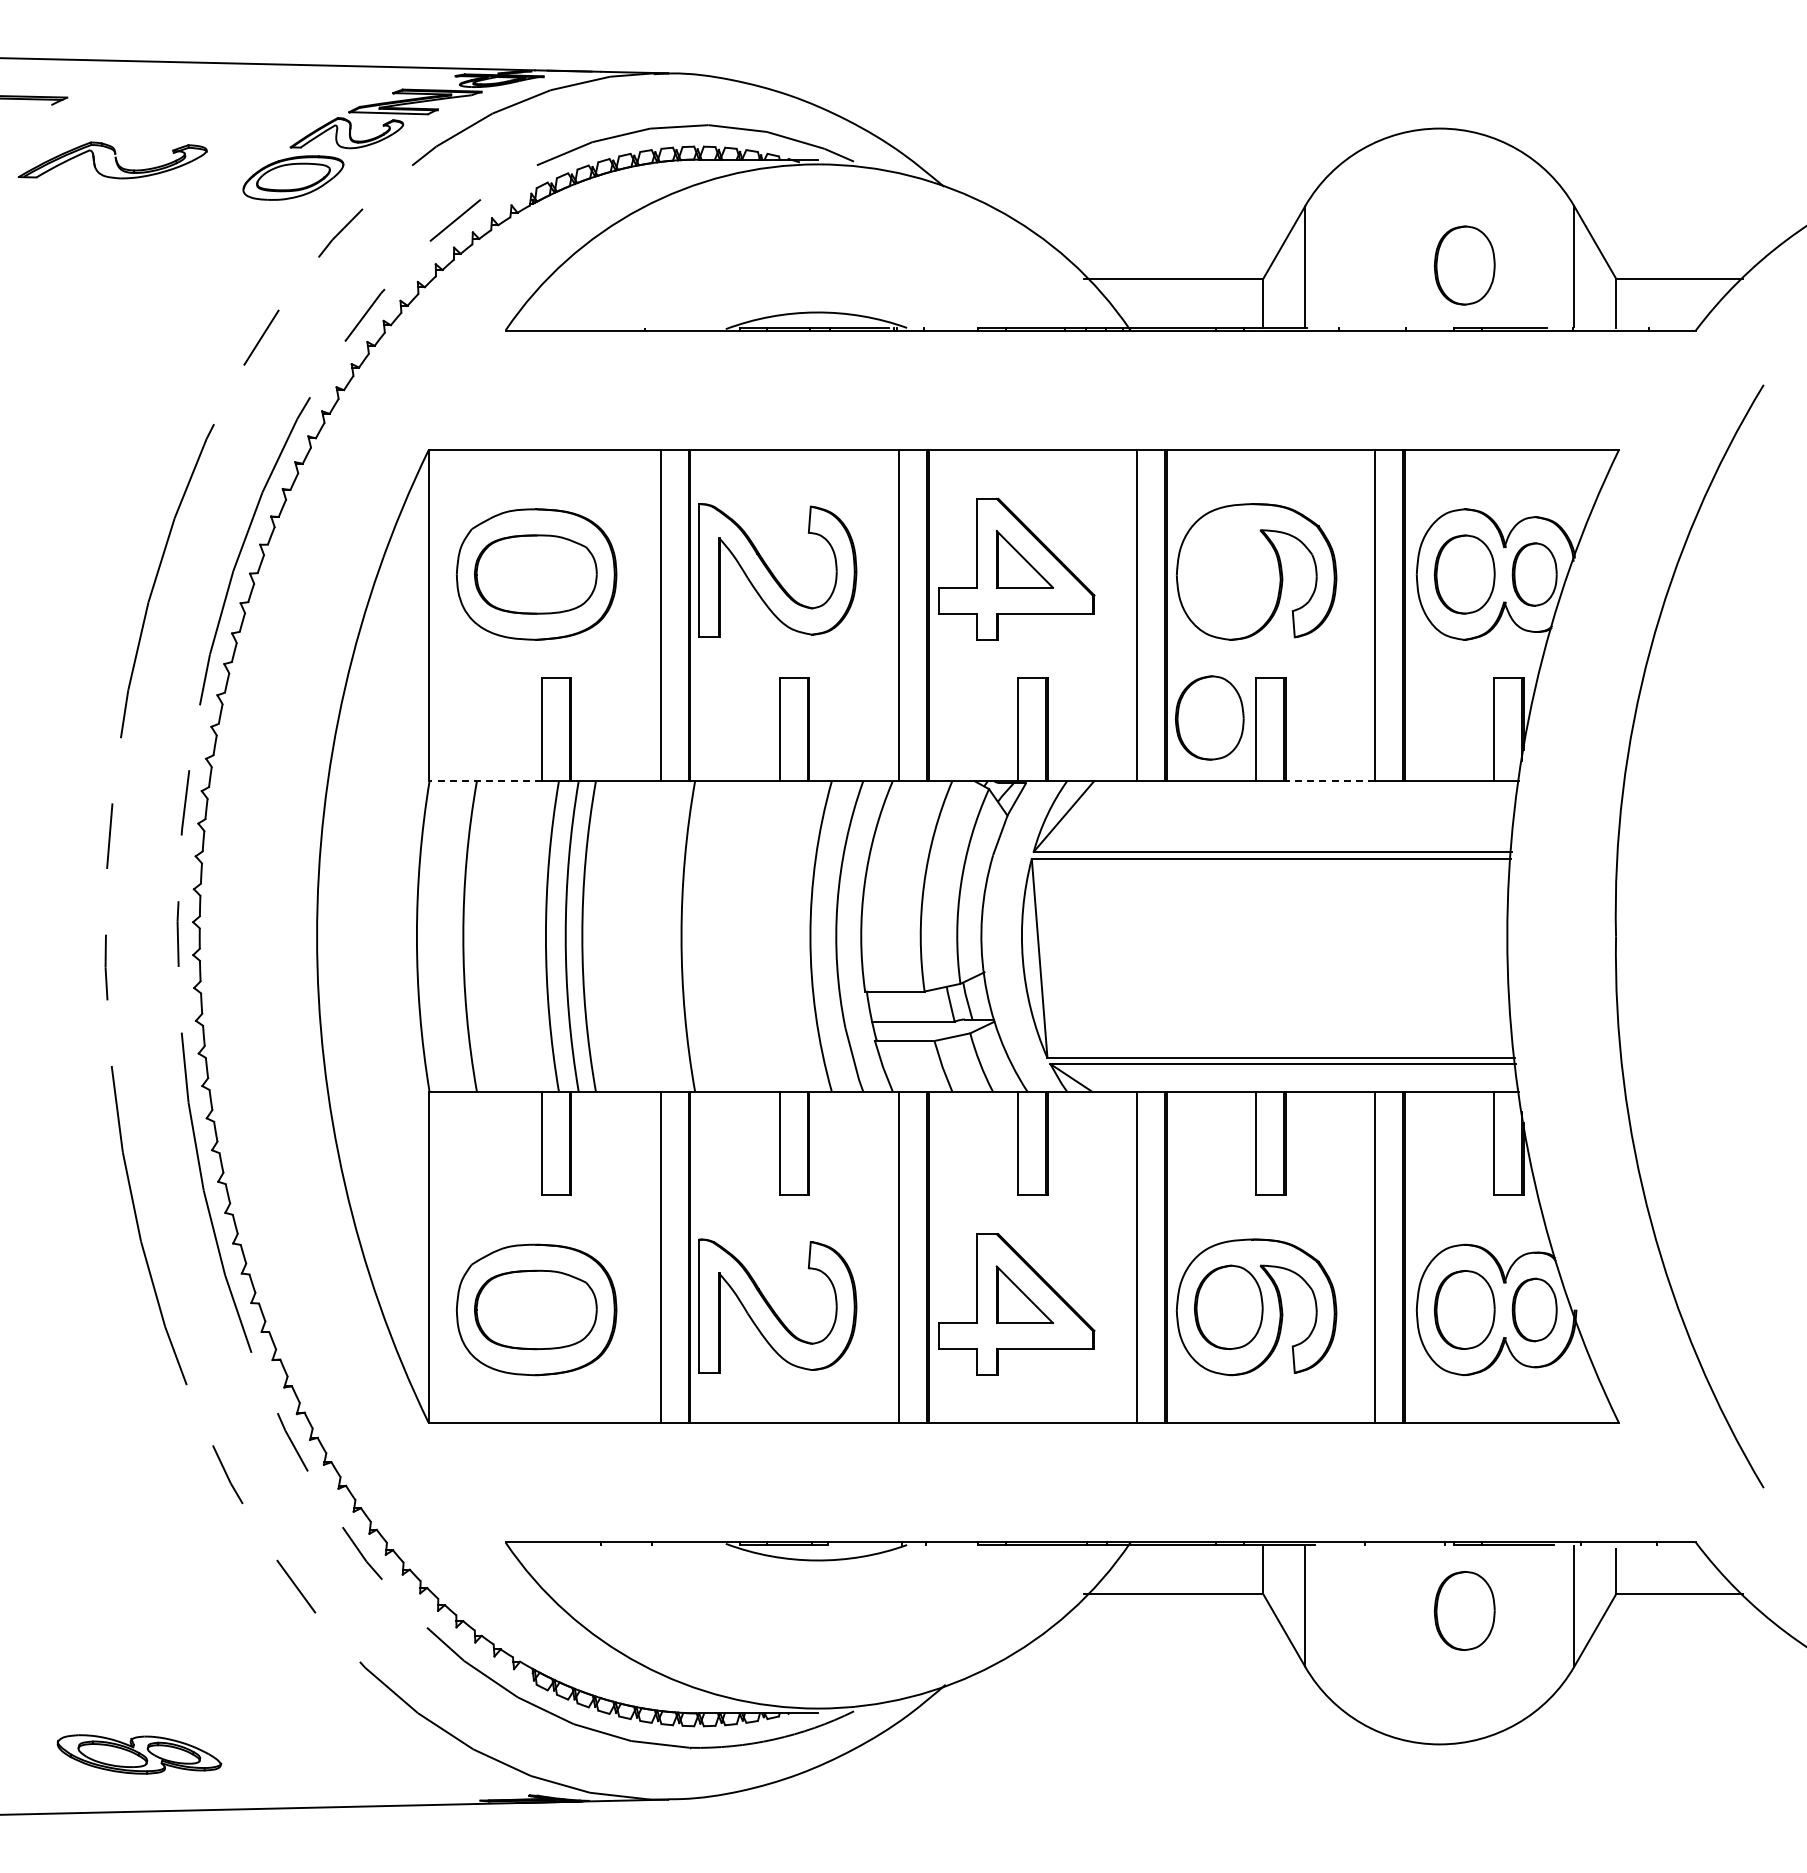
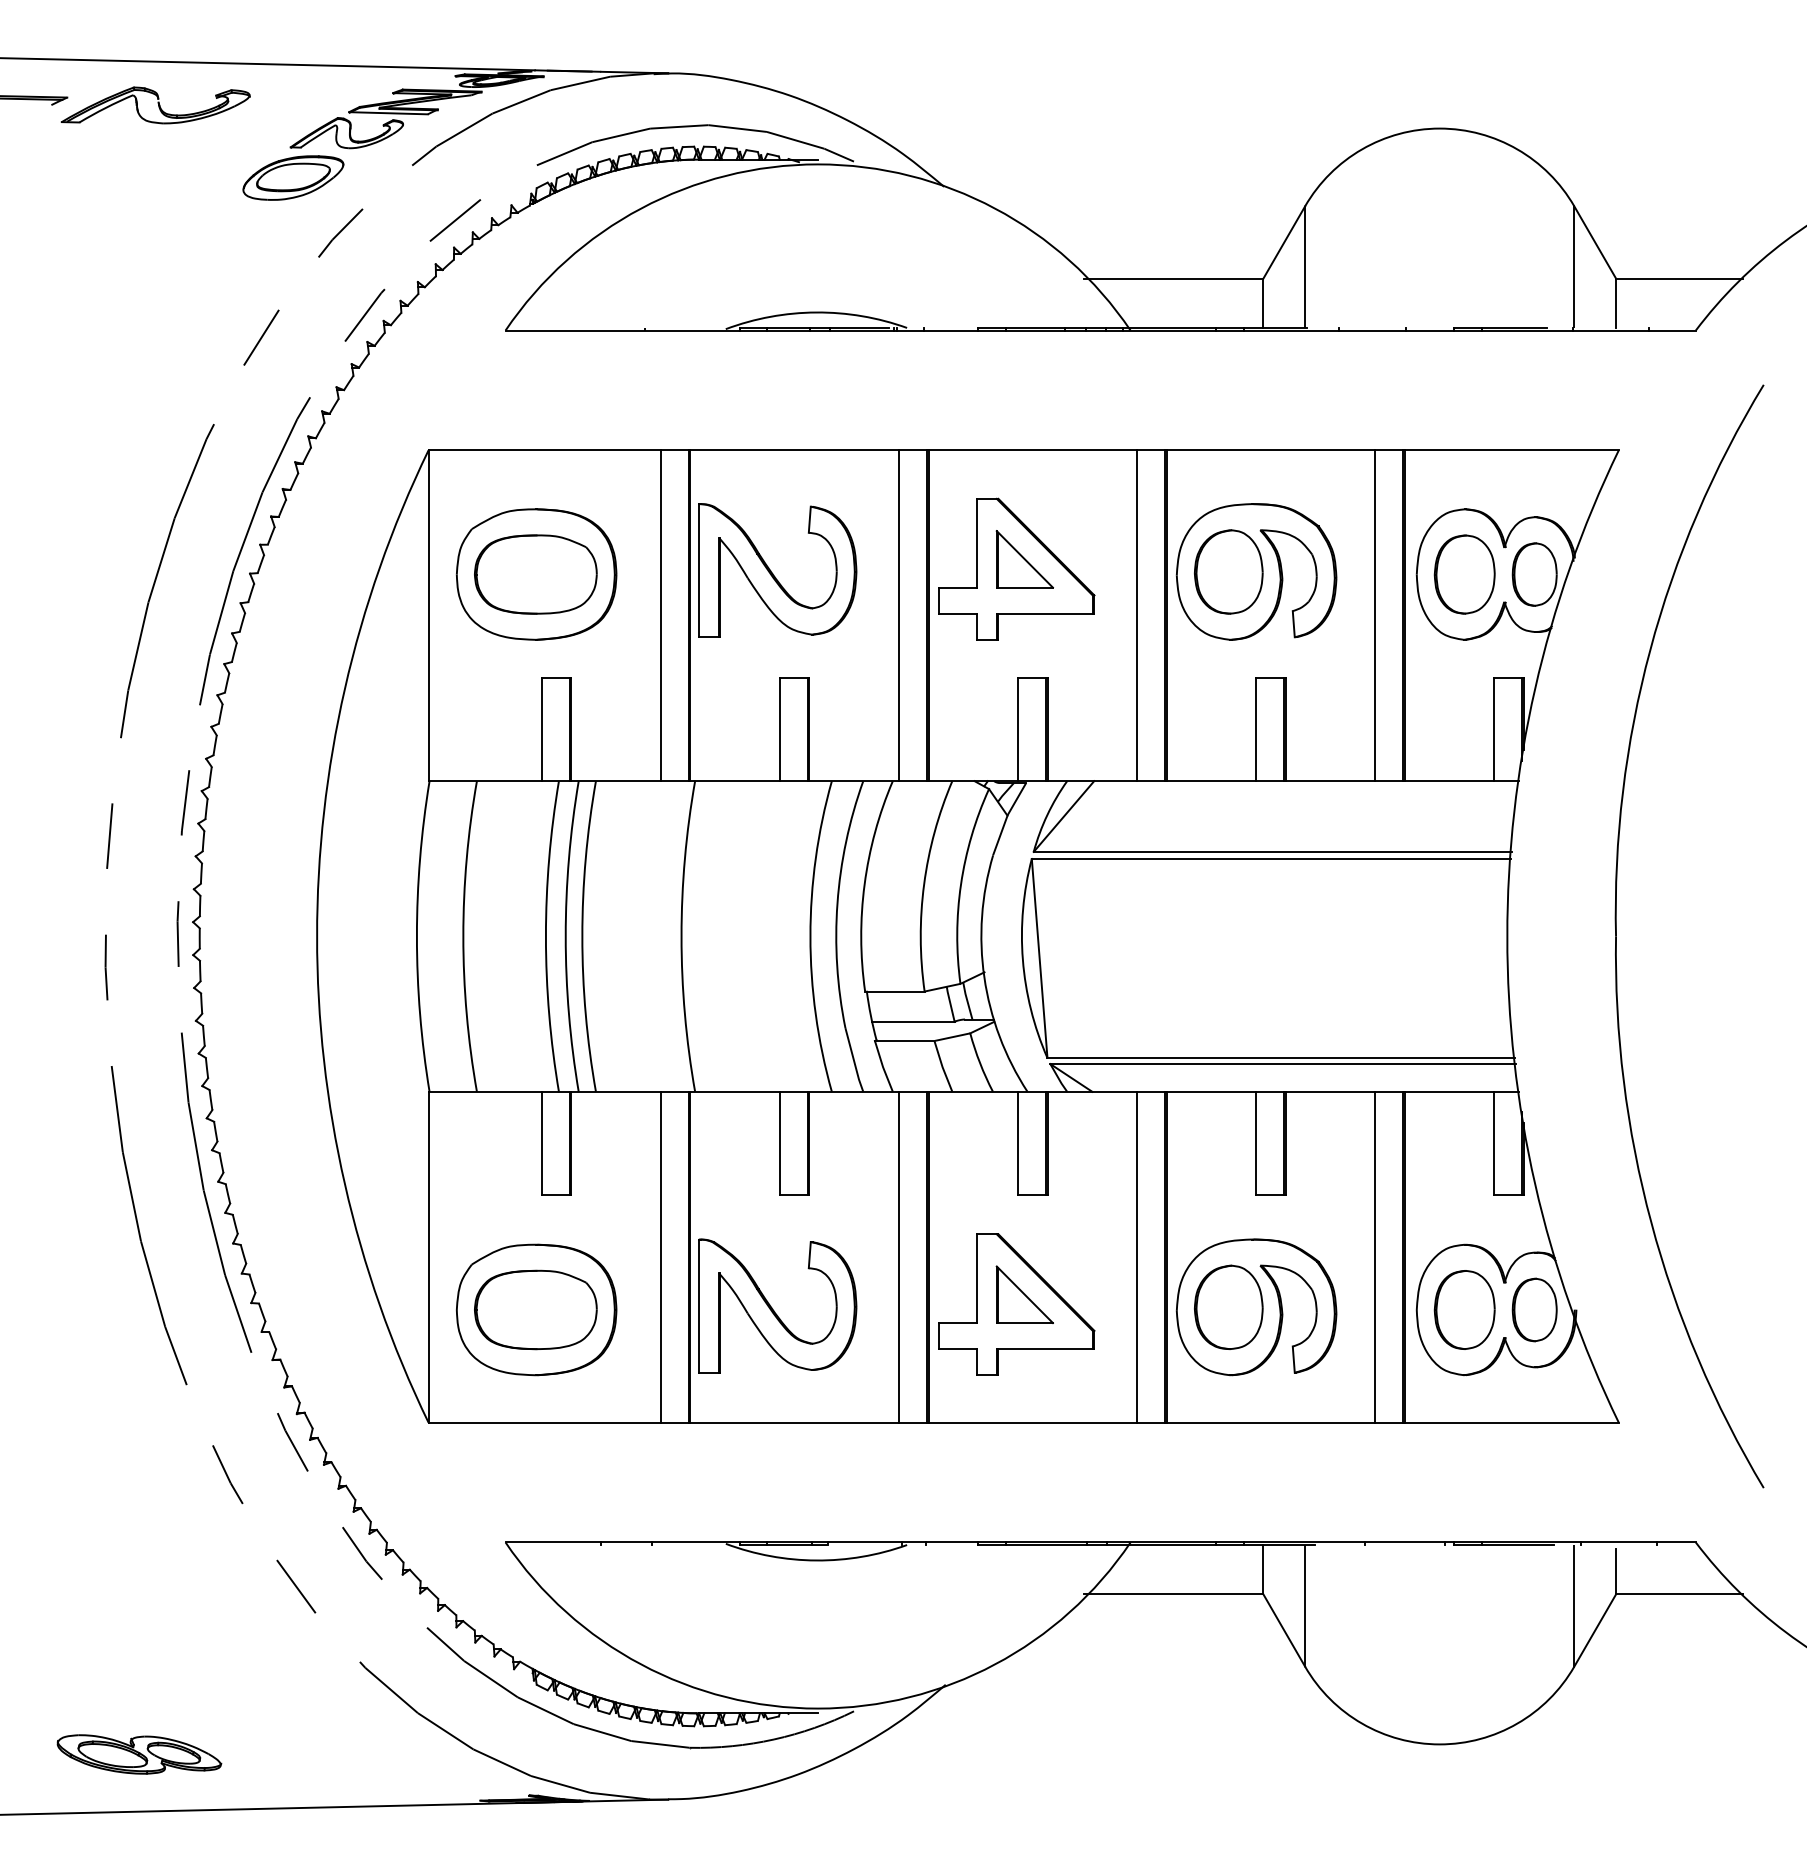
part position: (112, 160) -> (155, 105) (155, 105)
part: present -> none (1464, 265)
part position: (1209, 717) -> (1228, 571) (1228, 571)
line: dashed -> solid (485, 781)
line: dashed -> solid (1330, 781)
part: present -> none (1464, 1610)
